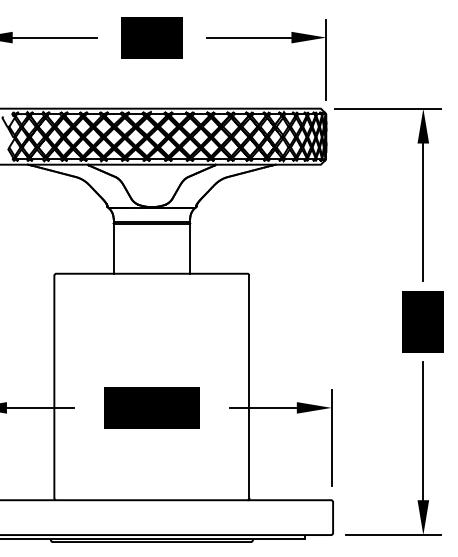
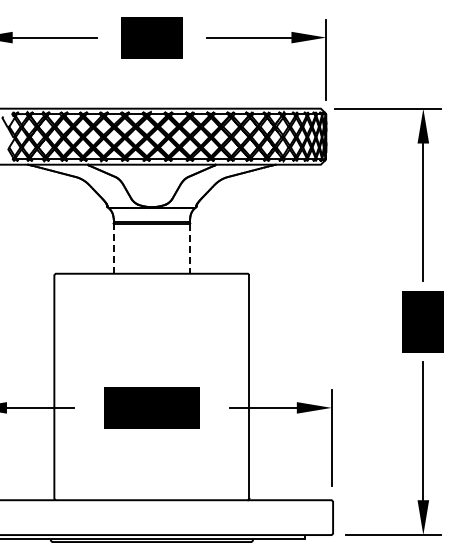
line: solid -> dashed (113, 248)
line: solid -> dashed (190, 249)
